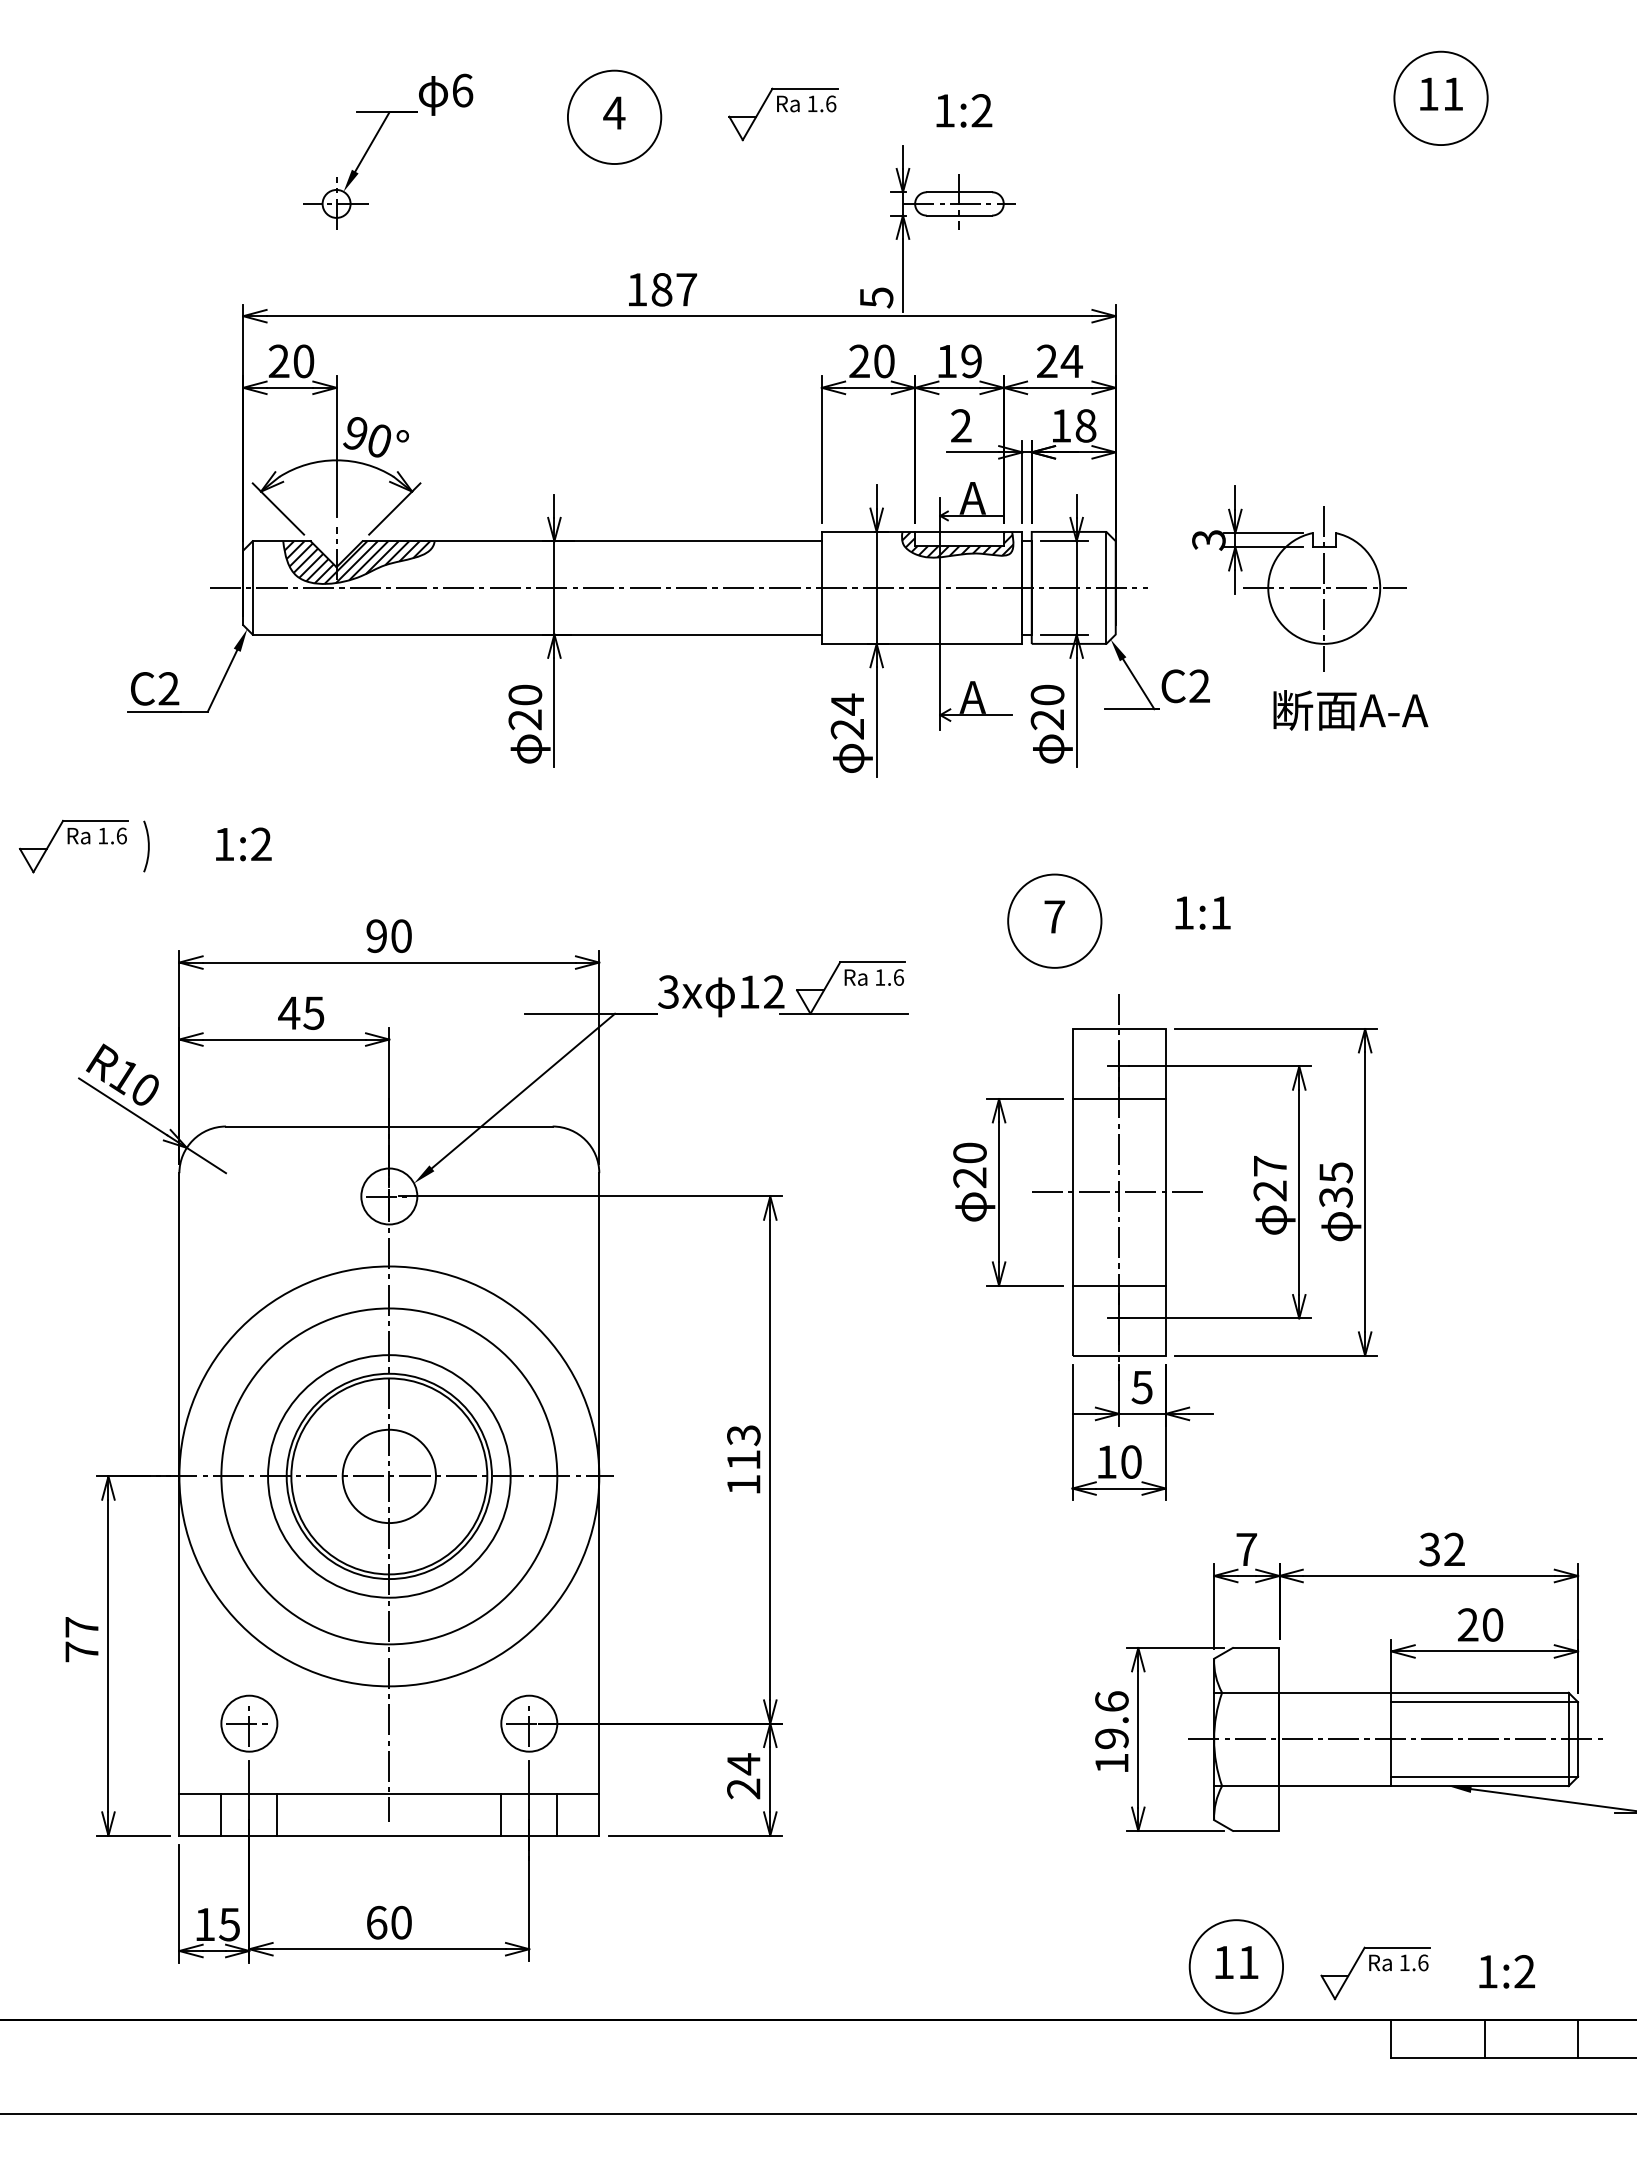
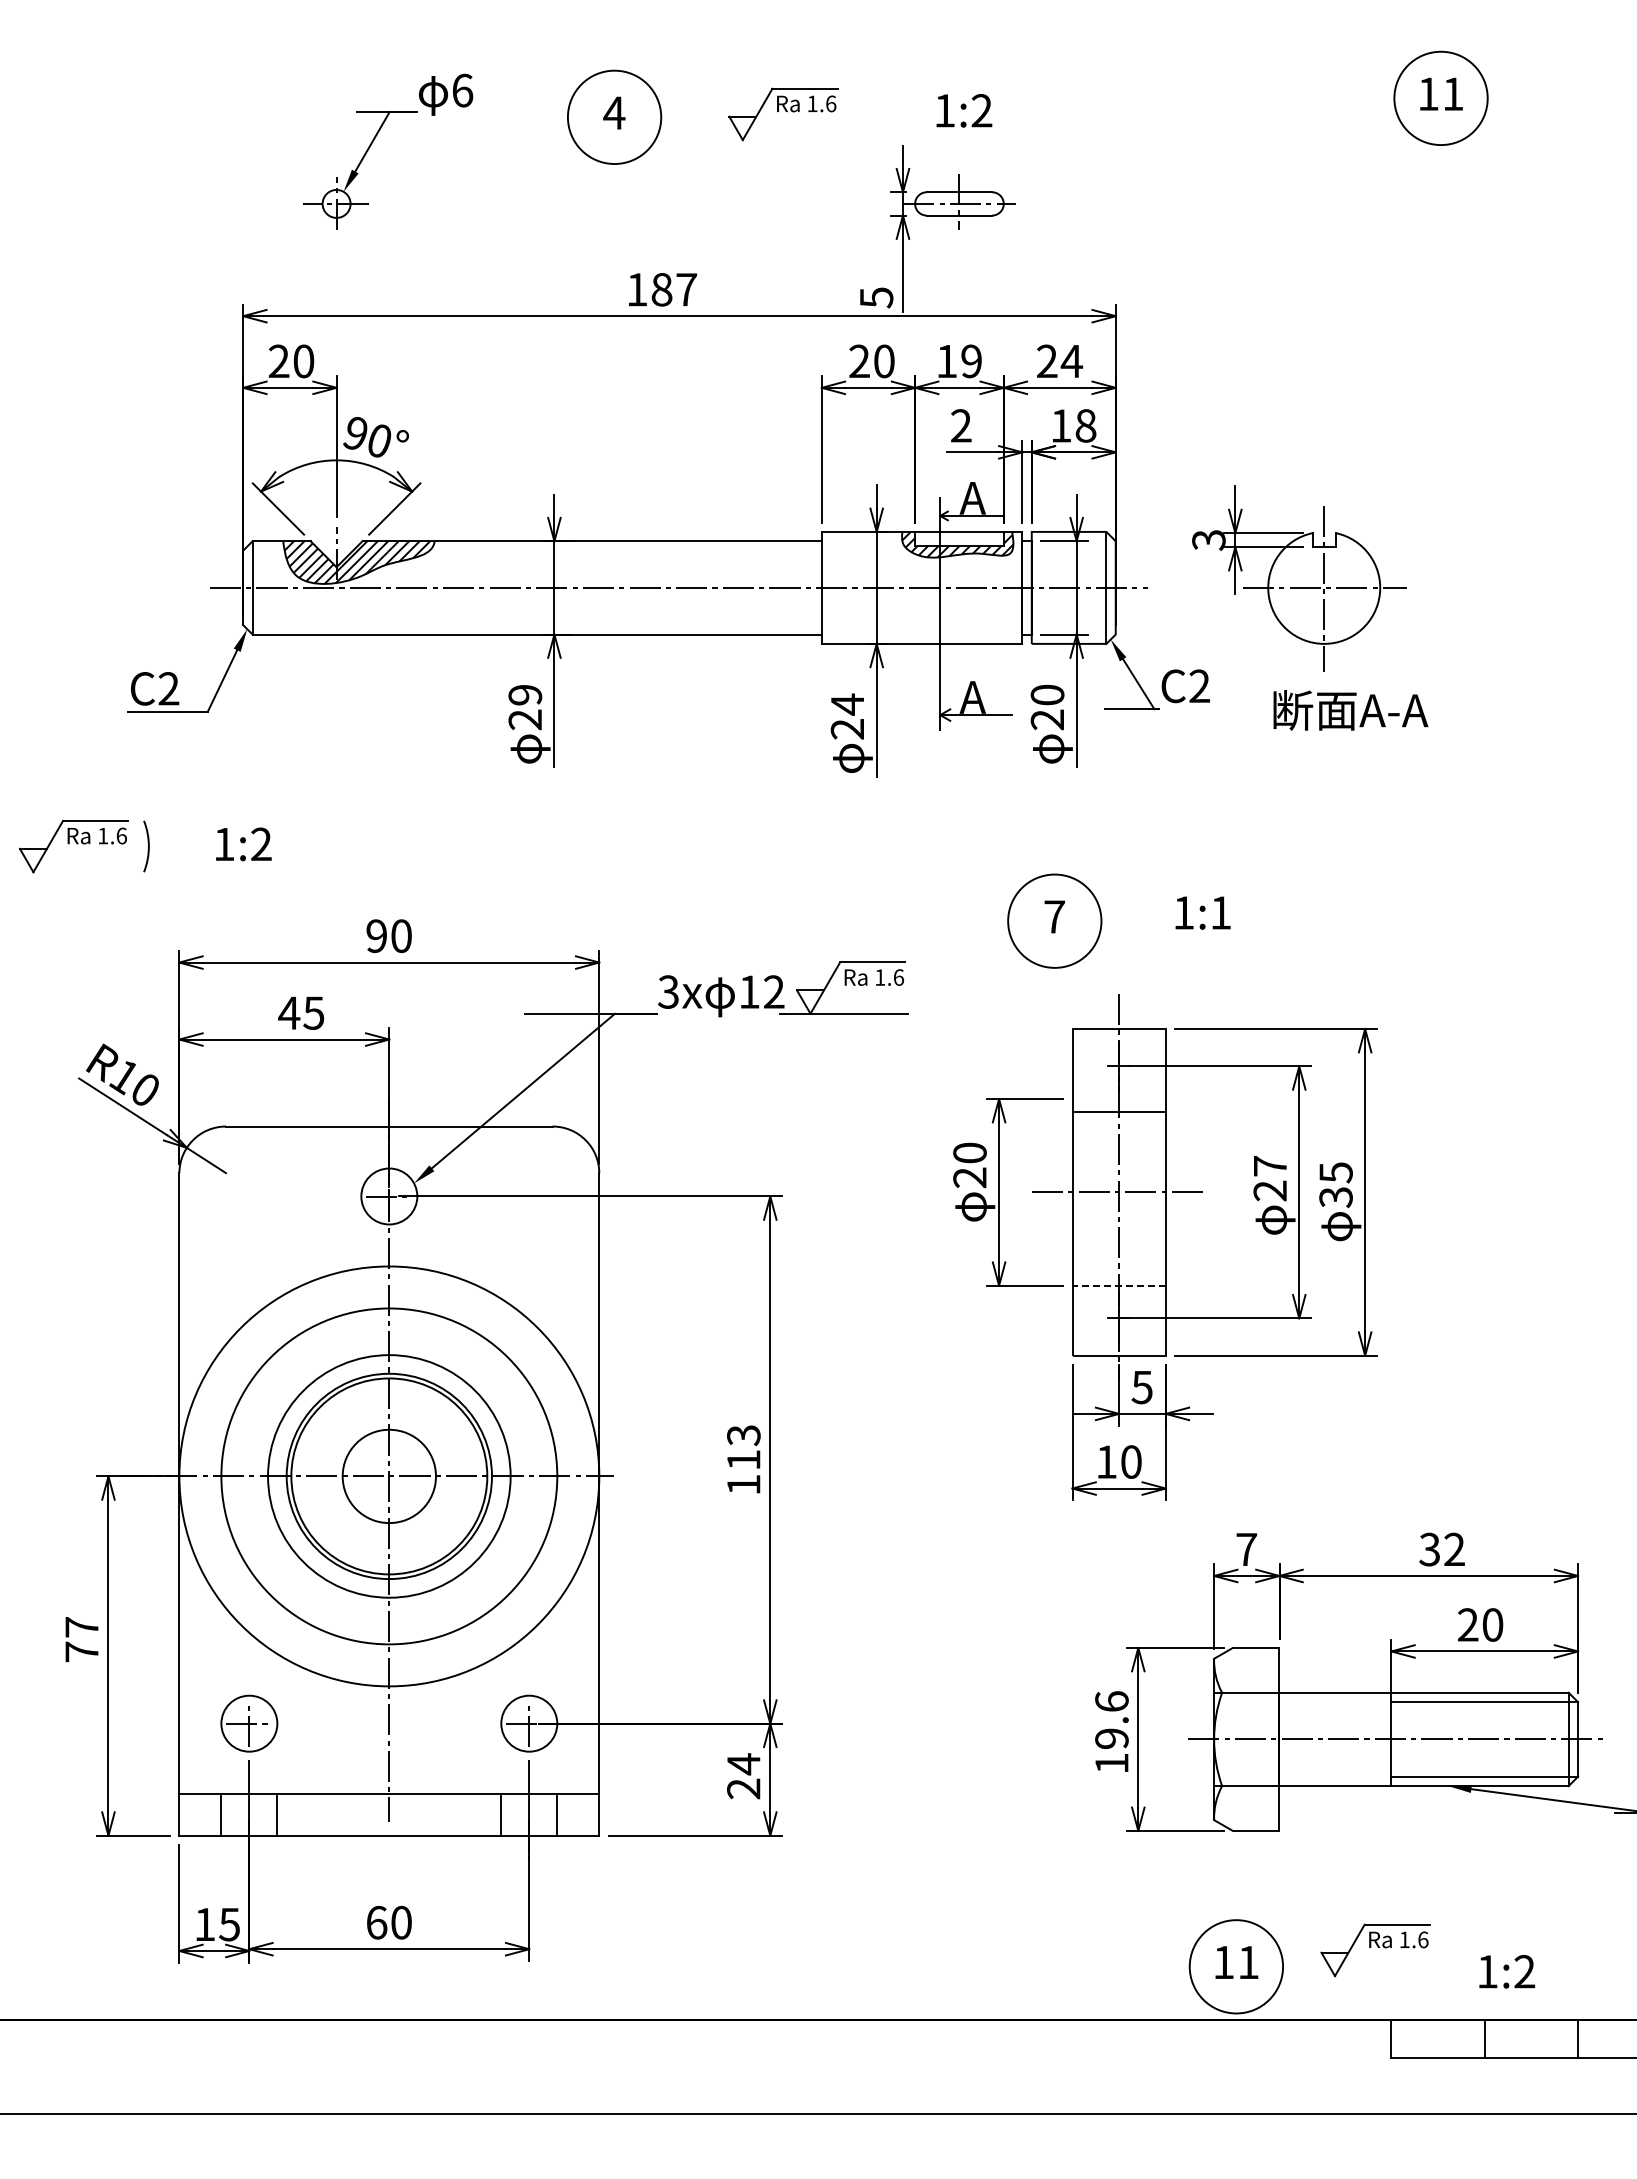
text: 20 -> 29 (525, 694)
line position: (1118, 1099) -> (1118, 1112) (1118, 1112)
line: solid -> dashed (1119, 1285)
part position: (1375, 1973) -> (1375, 1950) (1375, 1950)
